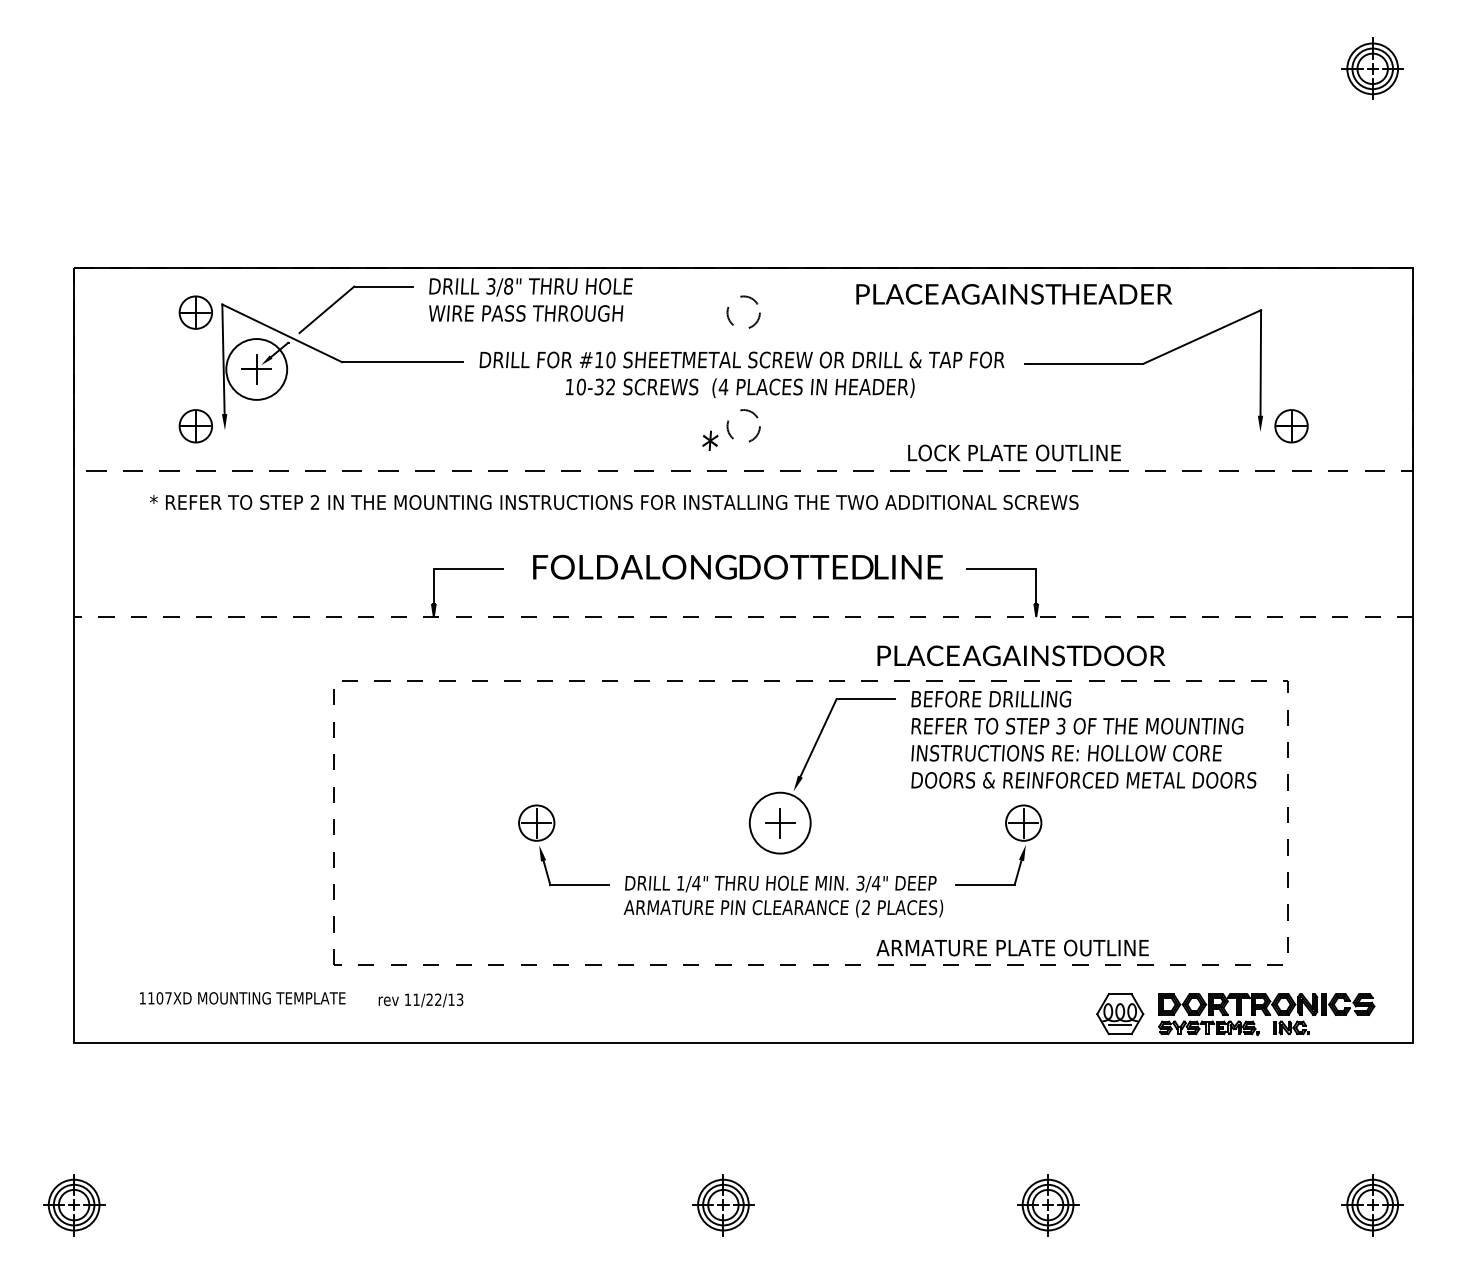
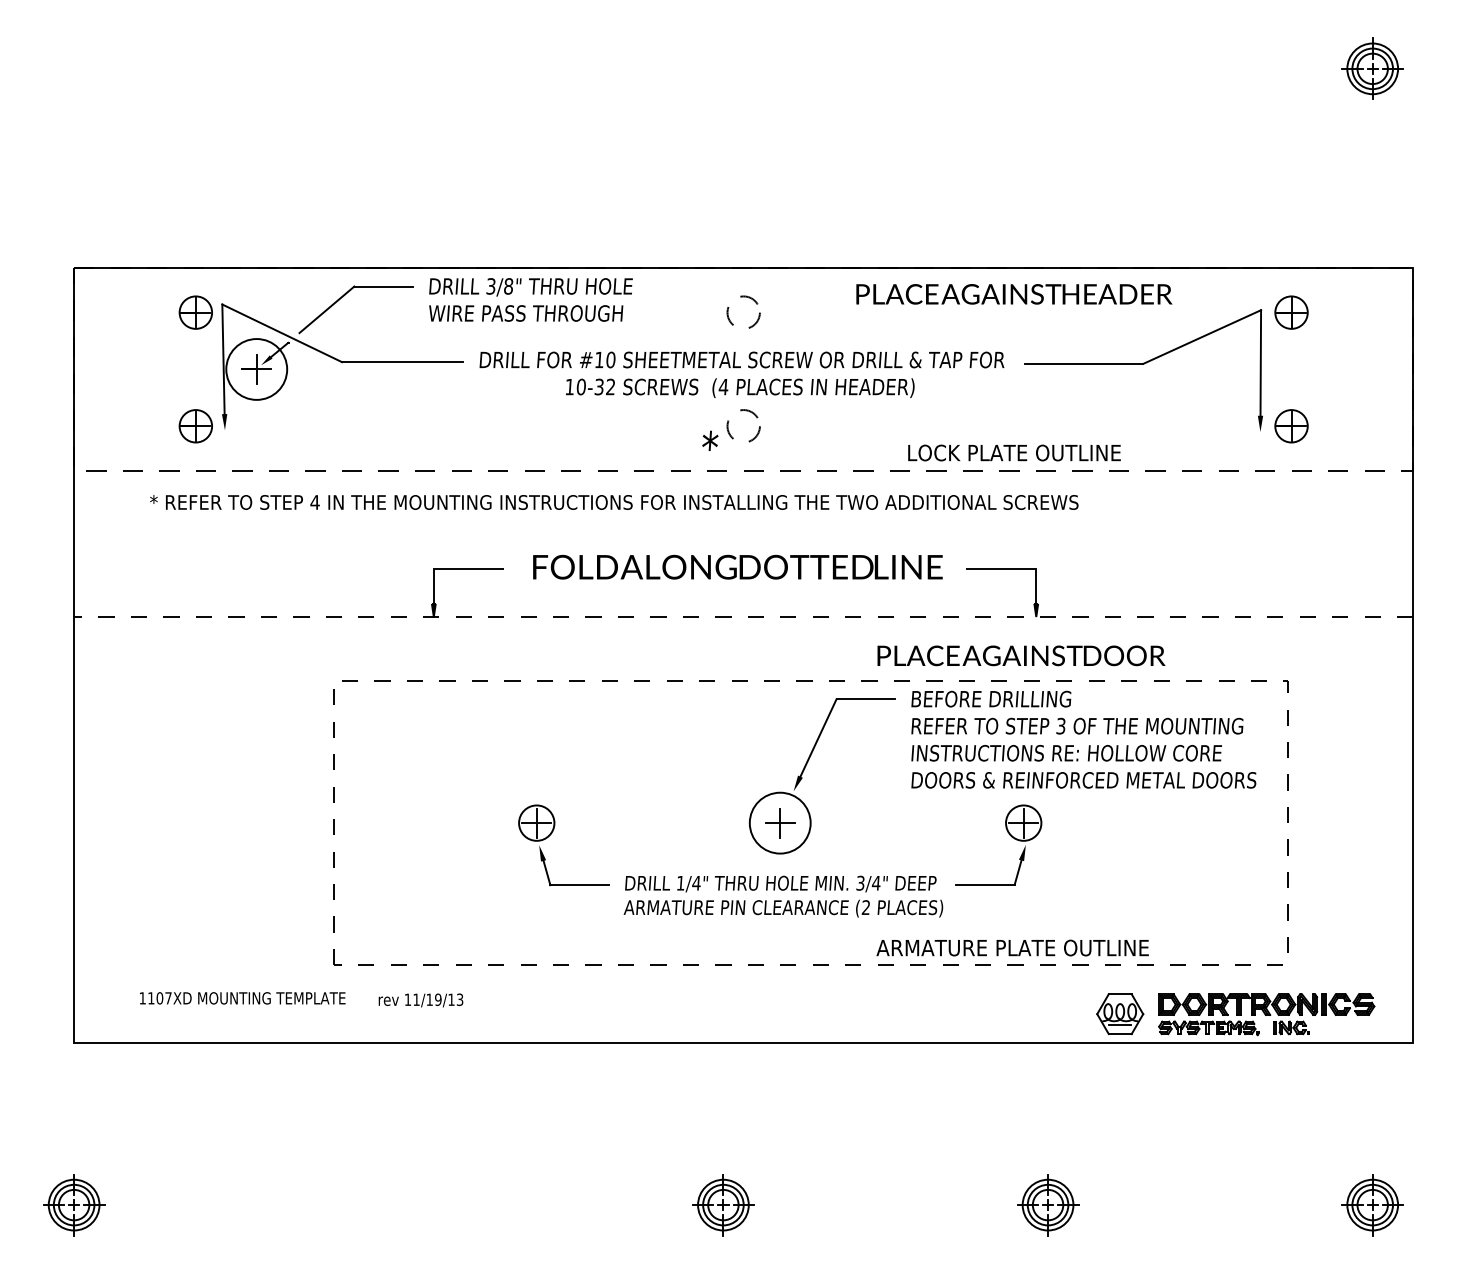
part: none -> present (1291, 312)
text: 2 -> 4 (314, 502)
text: 11/22/13 -> 11/19/13 (433, 999)
